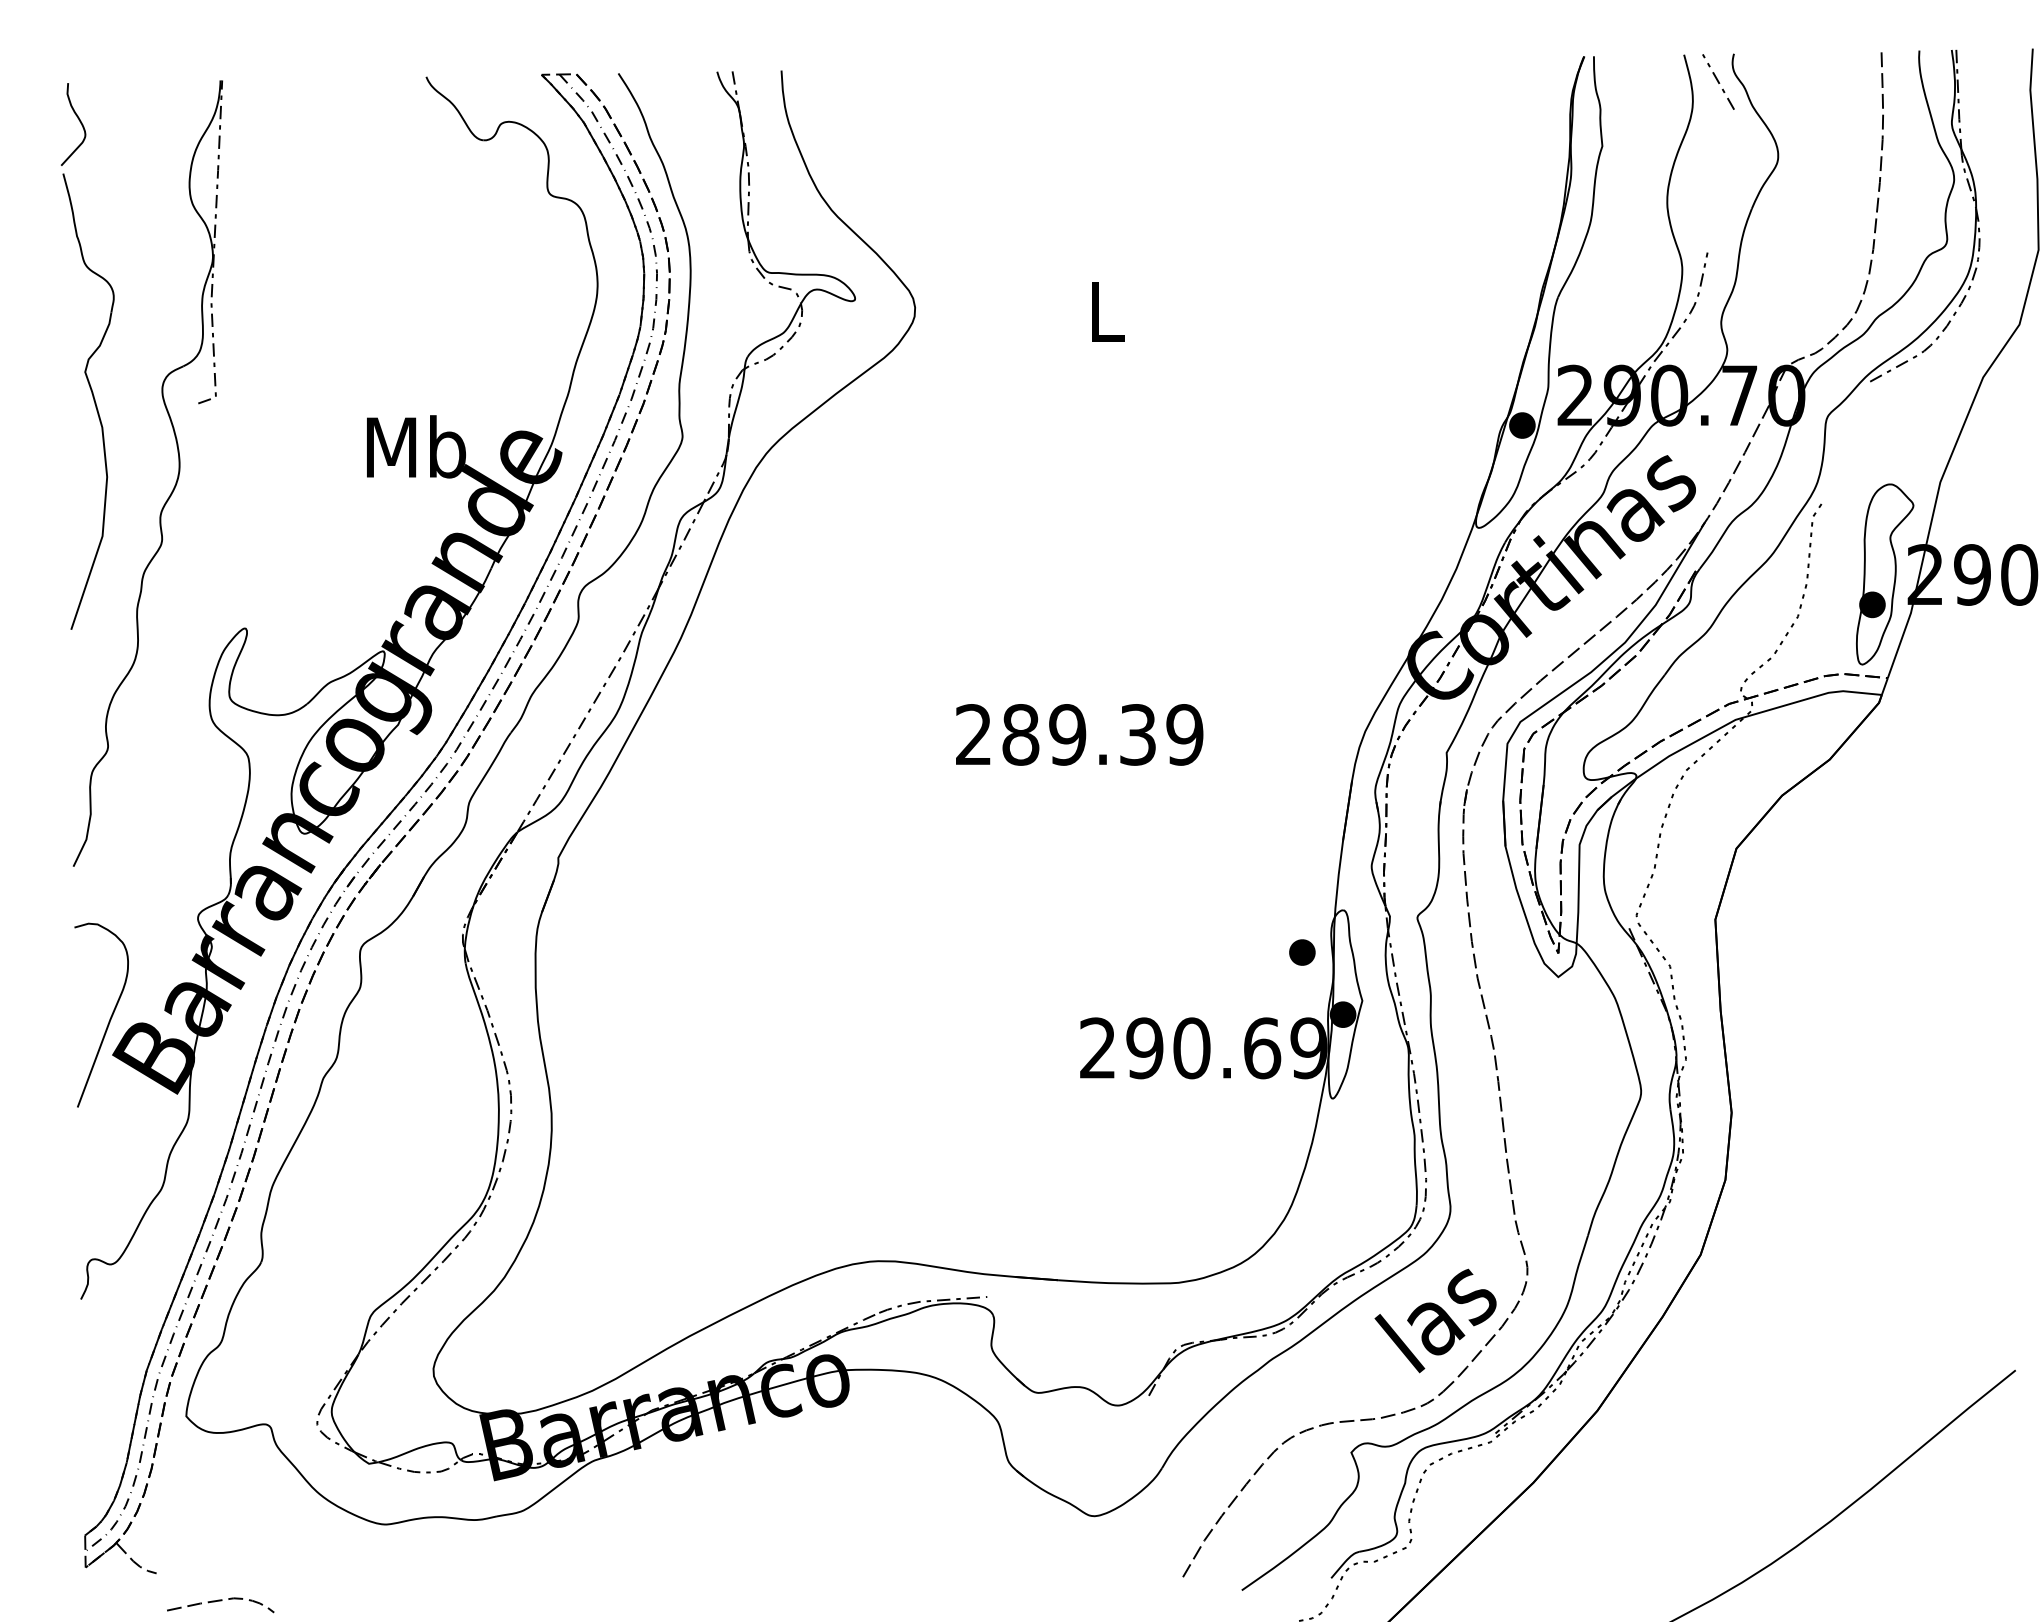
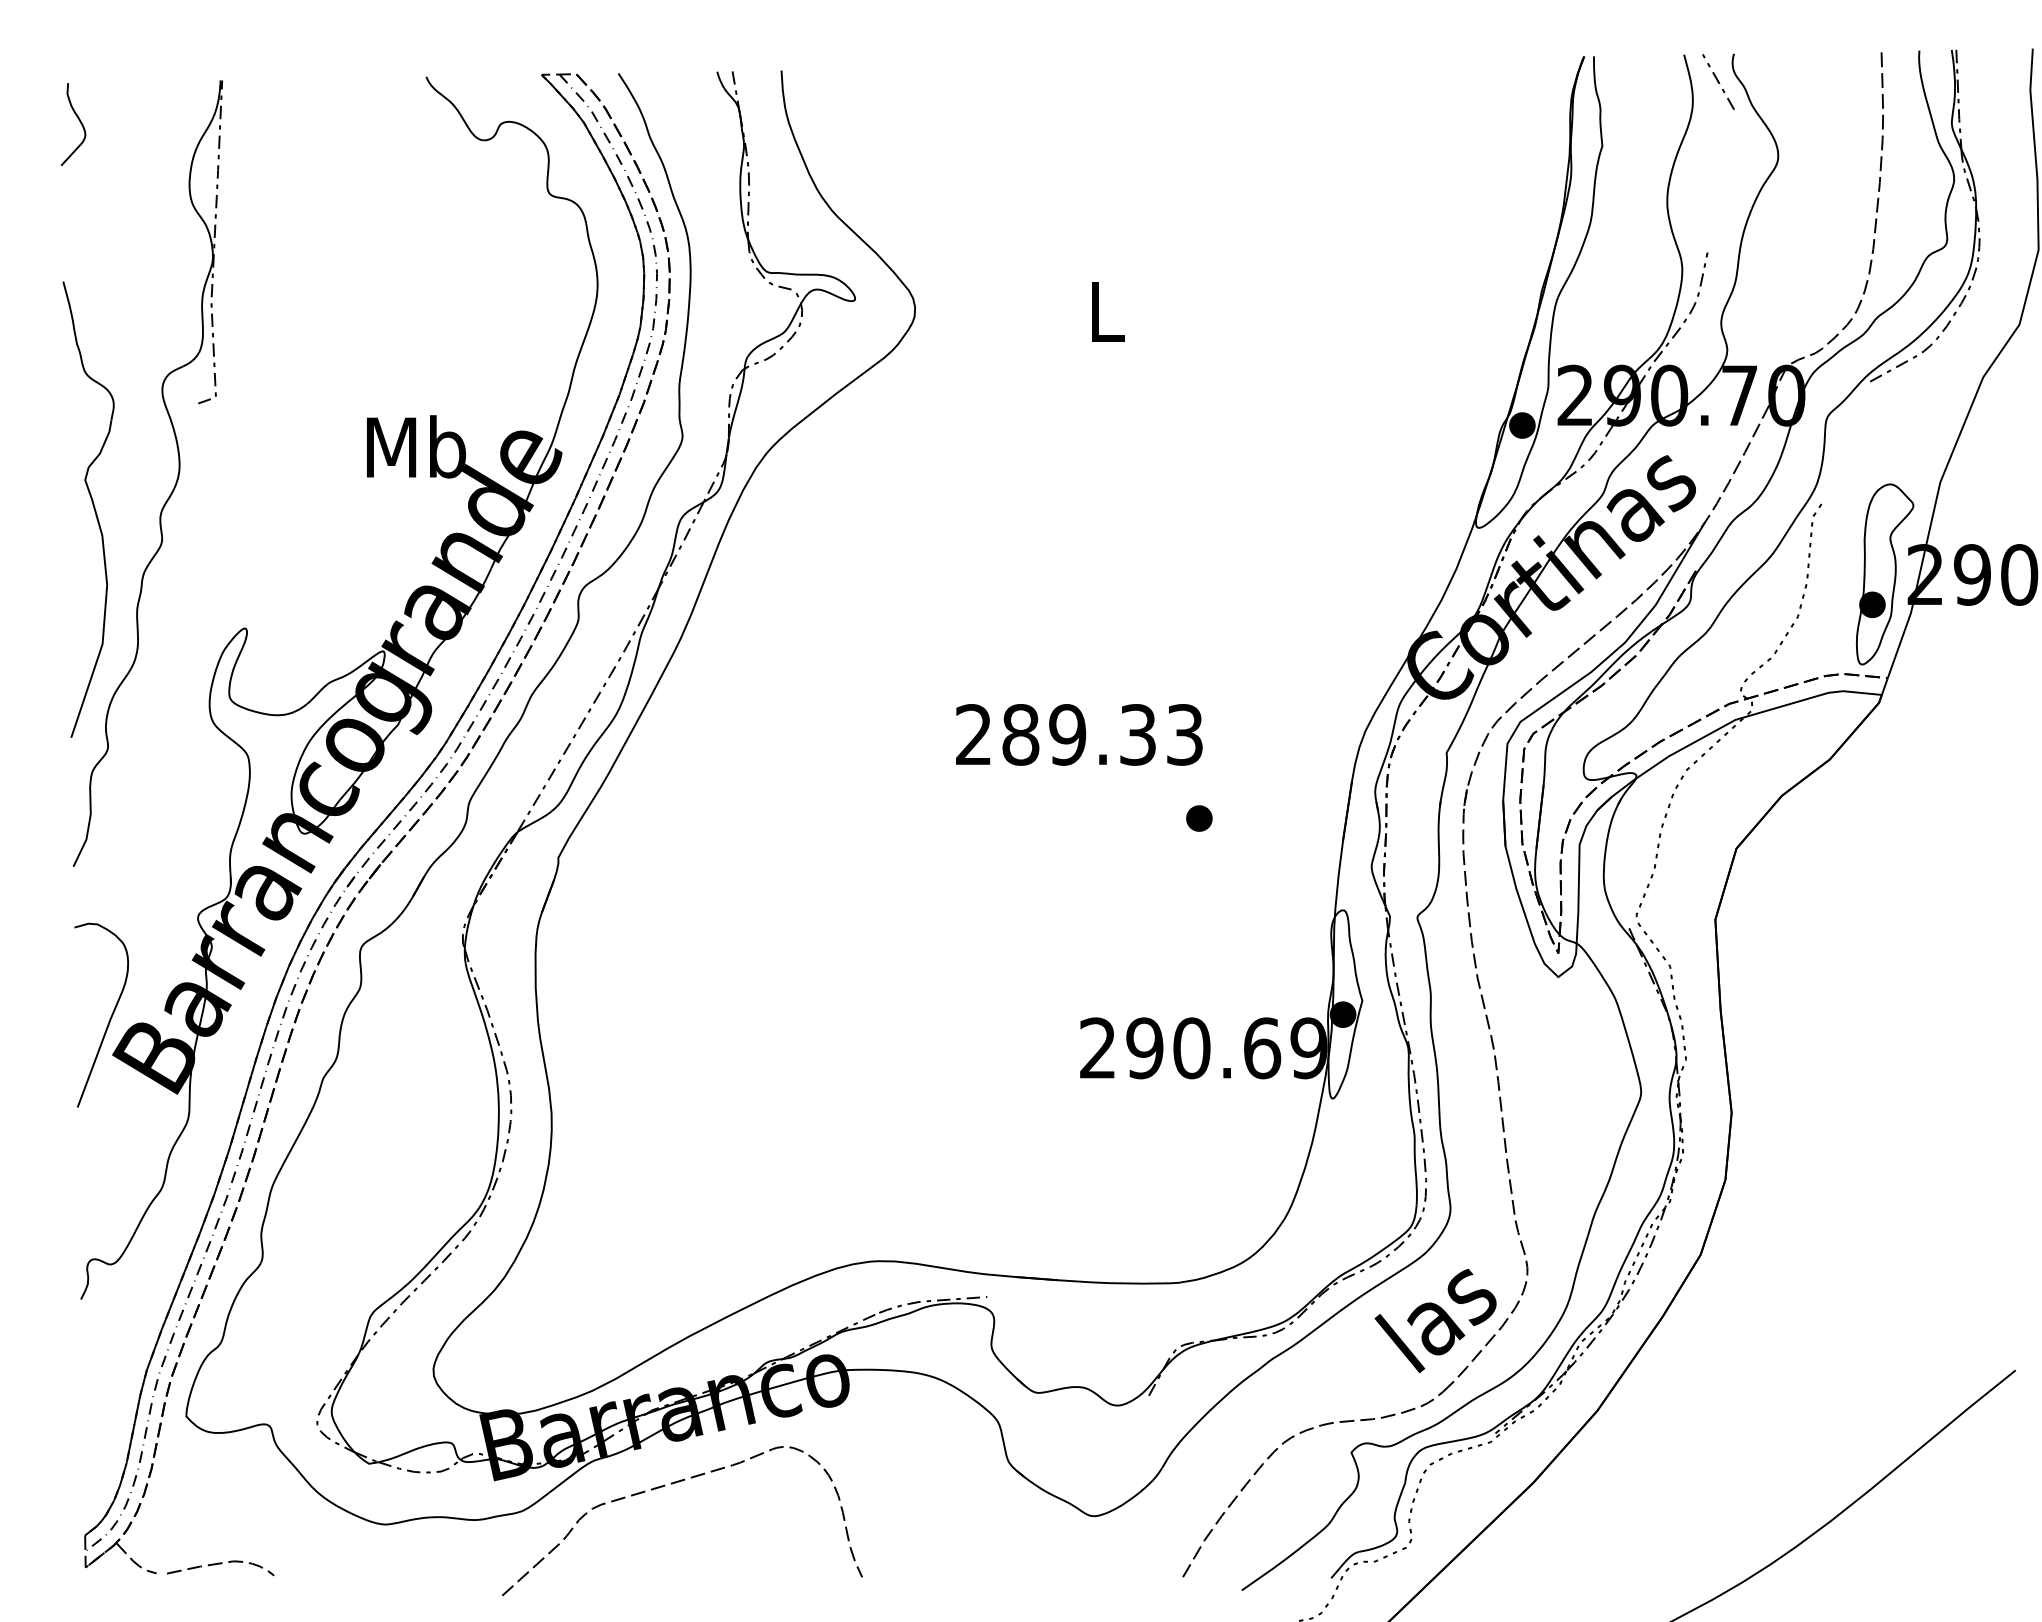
part position: (88, 401) -> (88, 509) (88, 509)
text: 289.39 -> 289.33 (1184, 734)
part position: (1302, 952) -> (1199, 818) (1199, 818)
curve: none -> present (672, 1484)
curve position: (220, 1601) -> (220, 1564) (220, 1564)
